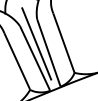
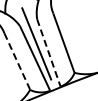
line: solid -> dashed (48, 52)
line: solid -> dashed (17, 62)
